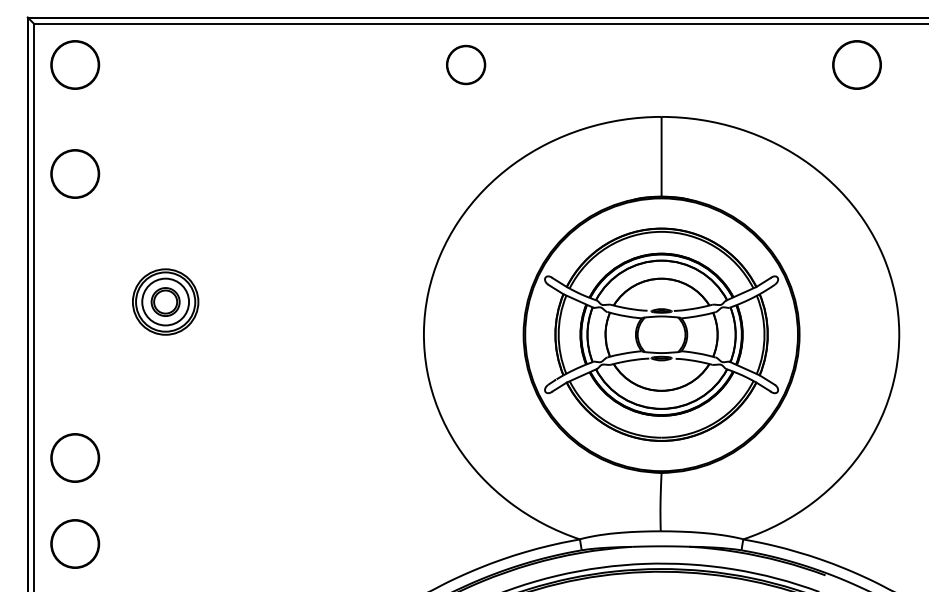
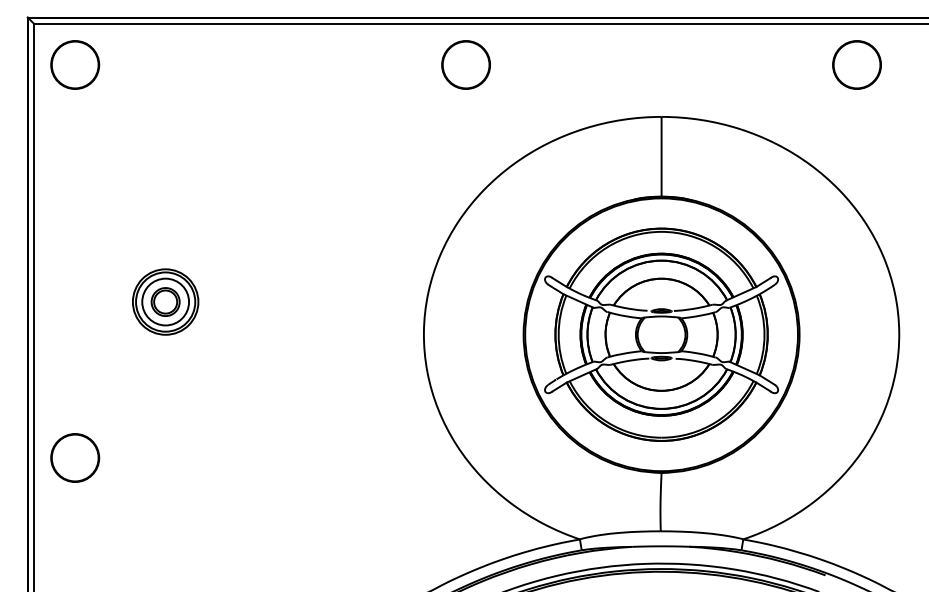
circle size: 41x42 px -> 50x50 px (465, 64)
circle: present -> none (75, 173)
circle: present -> none (75, 543)
